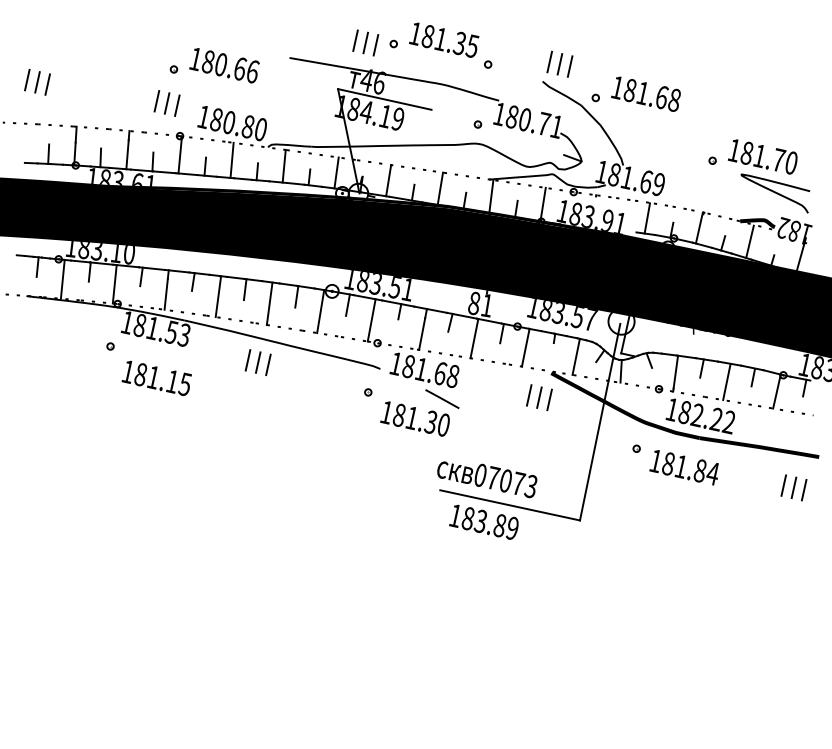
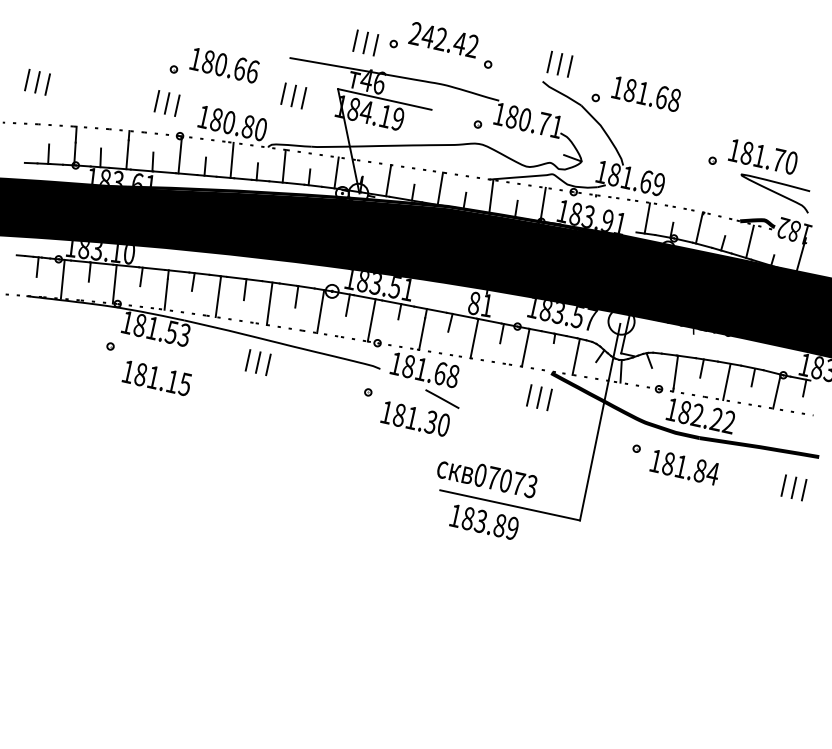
text: 181.35 -> 242.42 (443, 40)
part: none -> present (293, 95)
